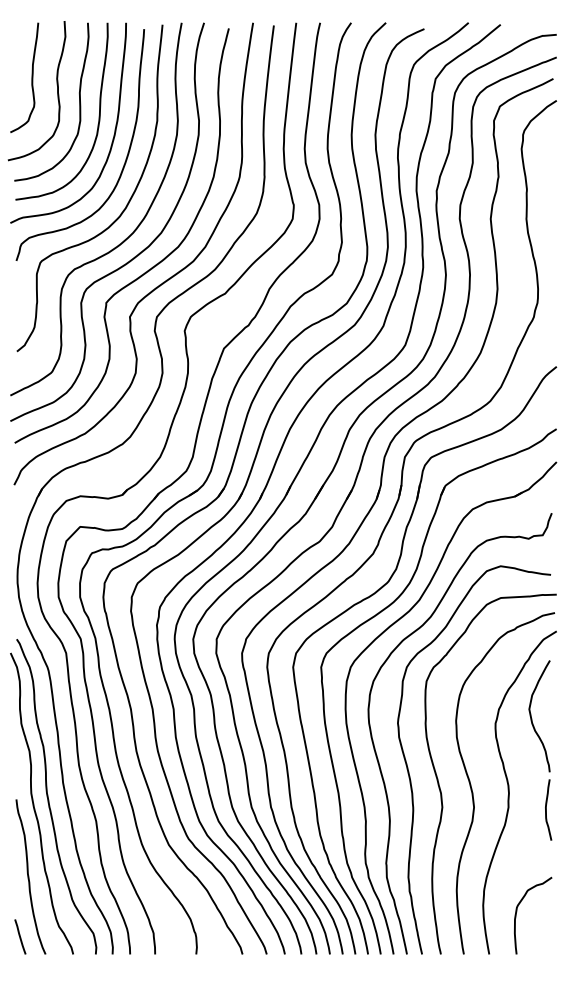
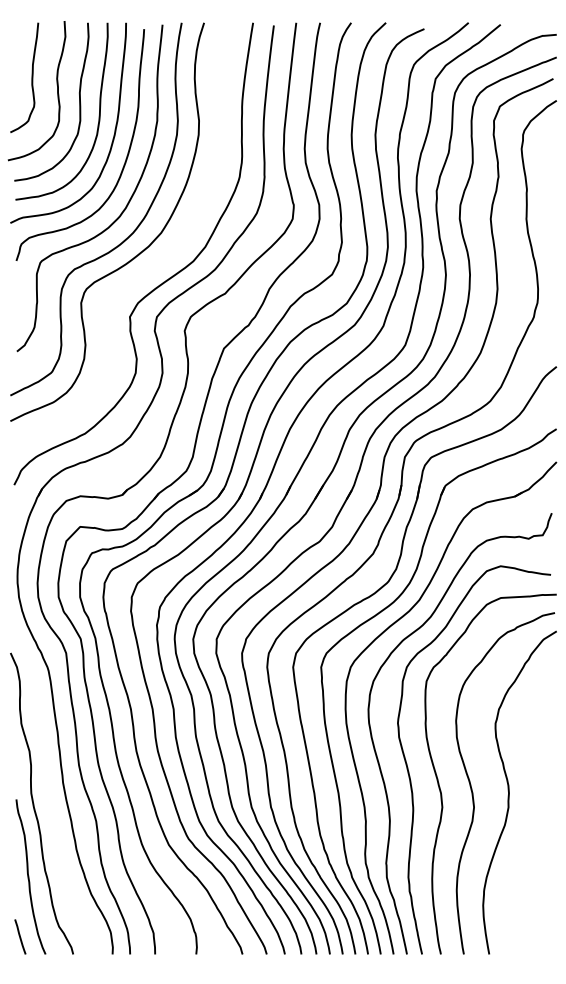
curve: present -> none (145, 271)
part: present -> none (540, 750)
curve: present -> none (49, 799)
curve: present -> none (517, 911)
